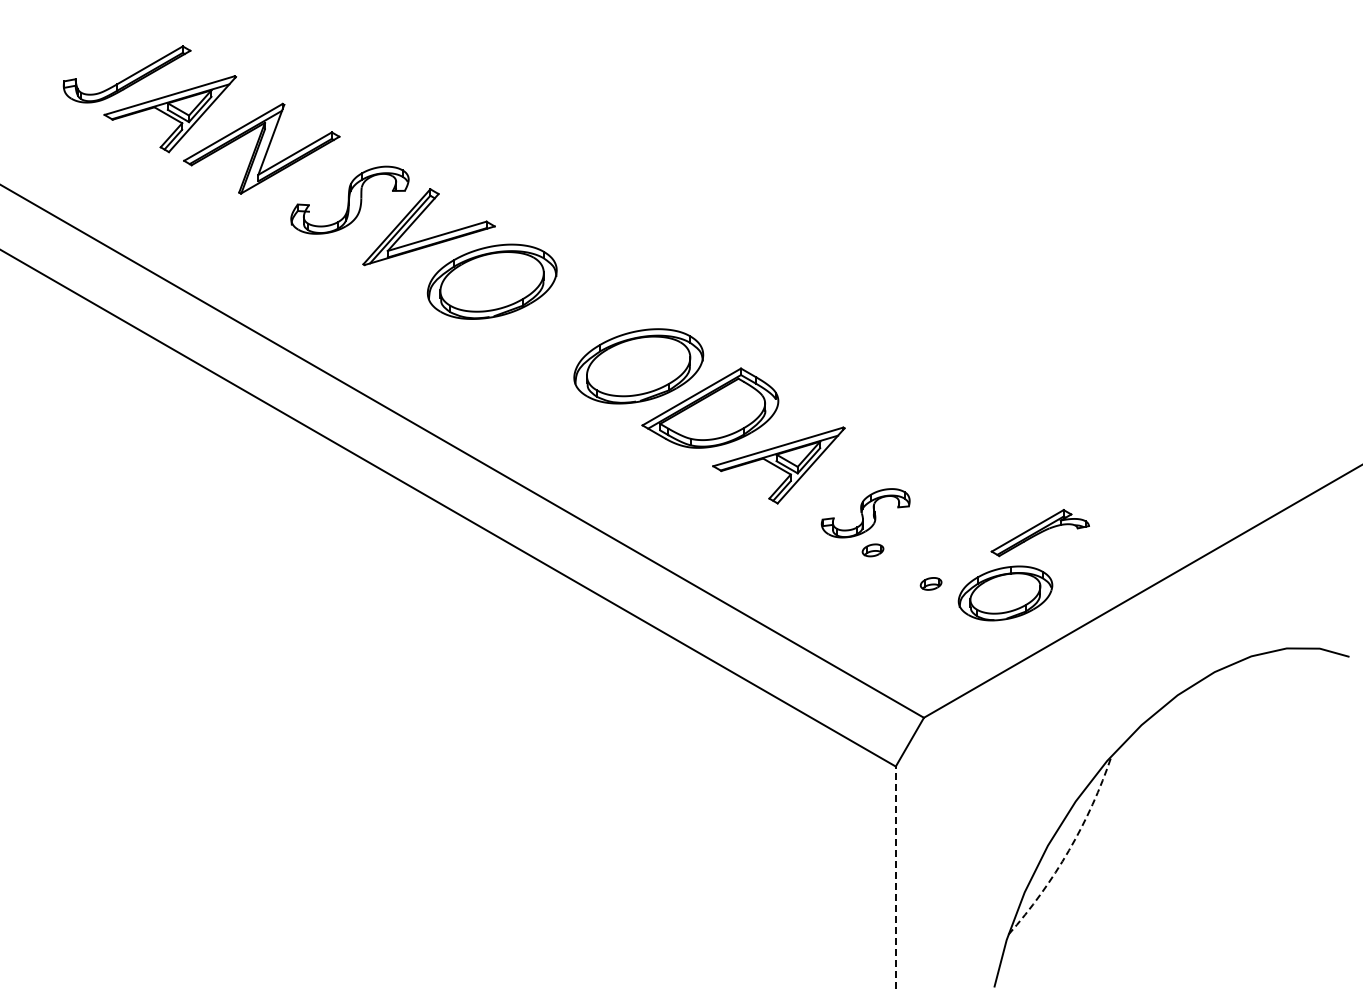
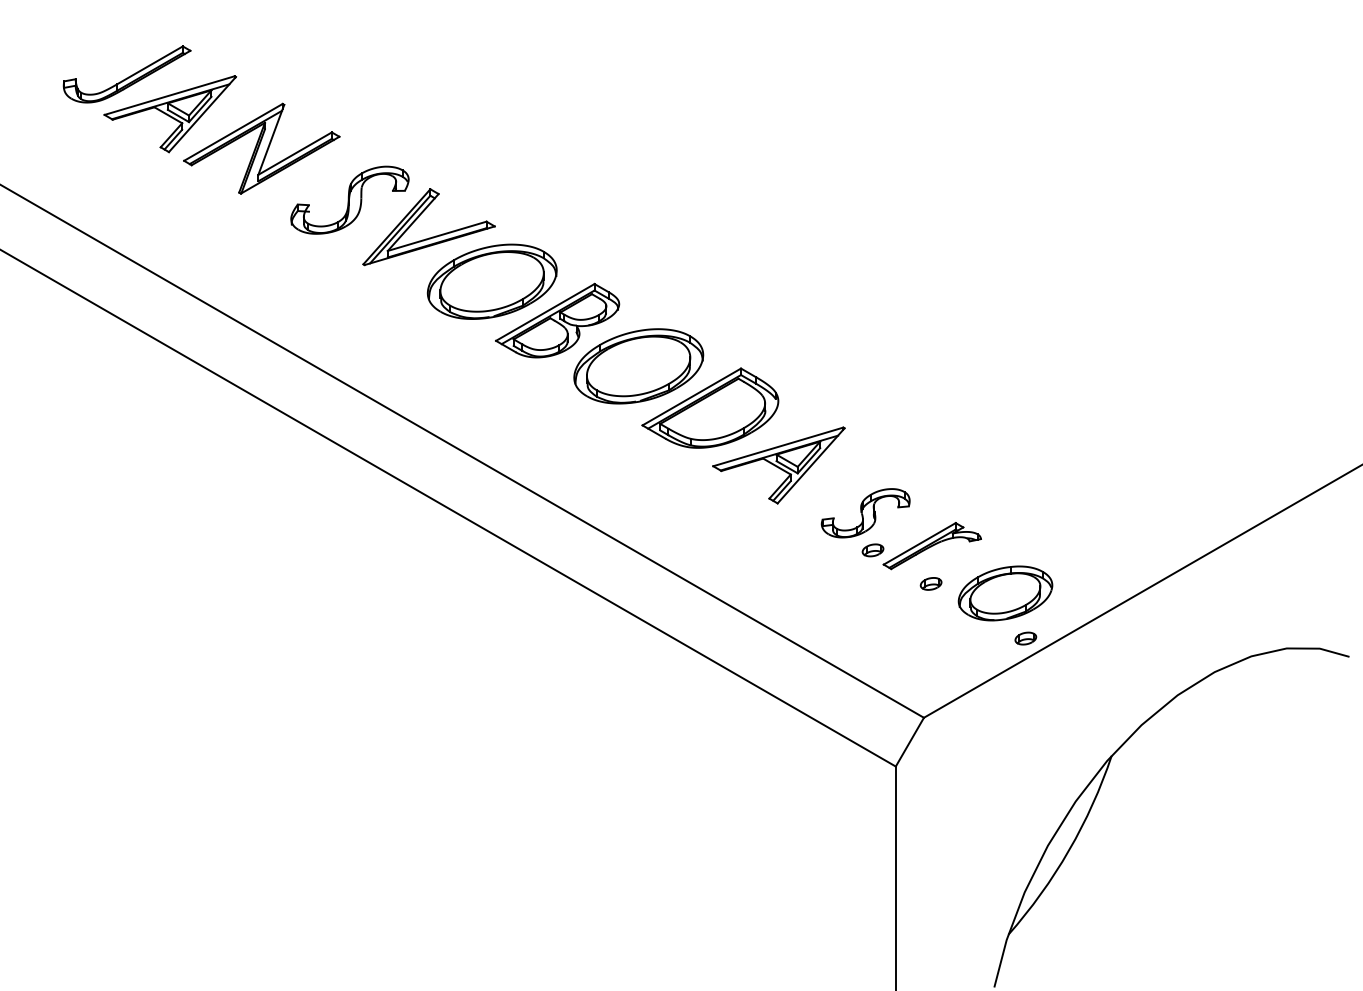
part: none -> present (557, 320)
part position: (1039, 533) -> (931, 546) (931, 546)
part: none -> present (1025, 638)
arc: dashed -> solid (1069, 850)
line: dashed -> solid (895, 878)
